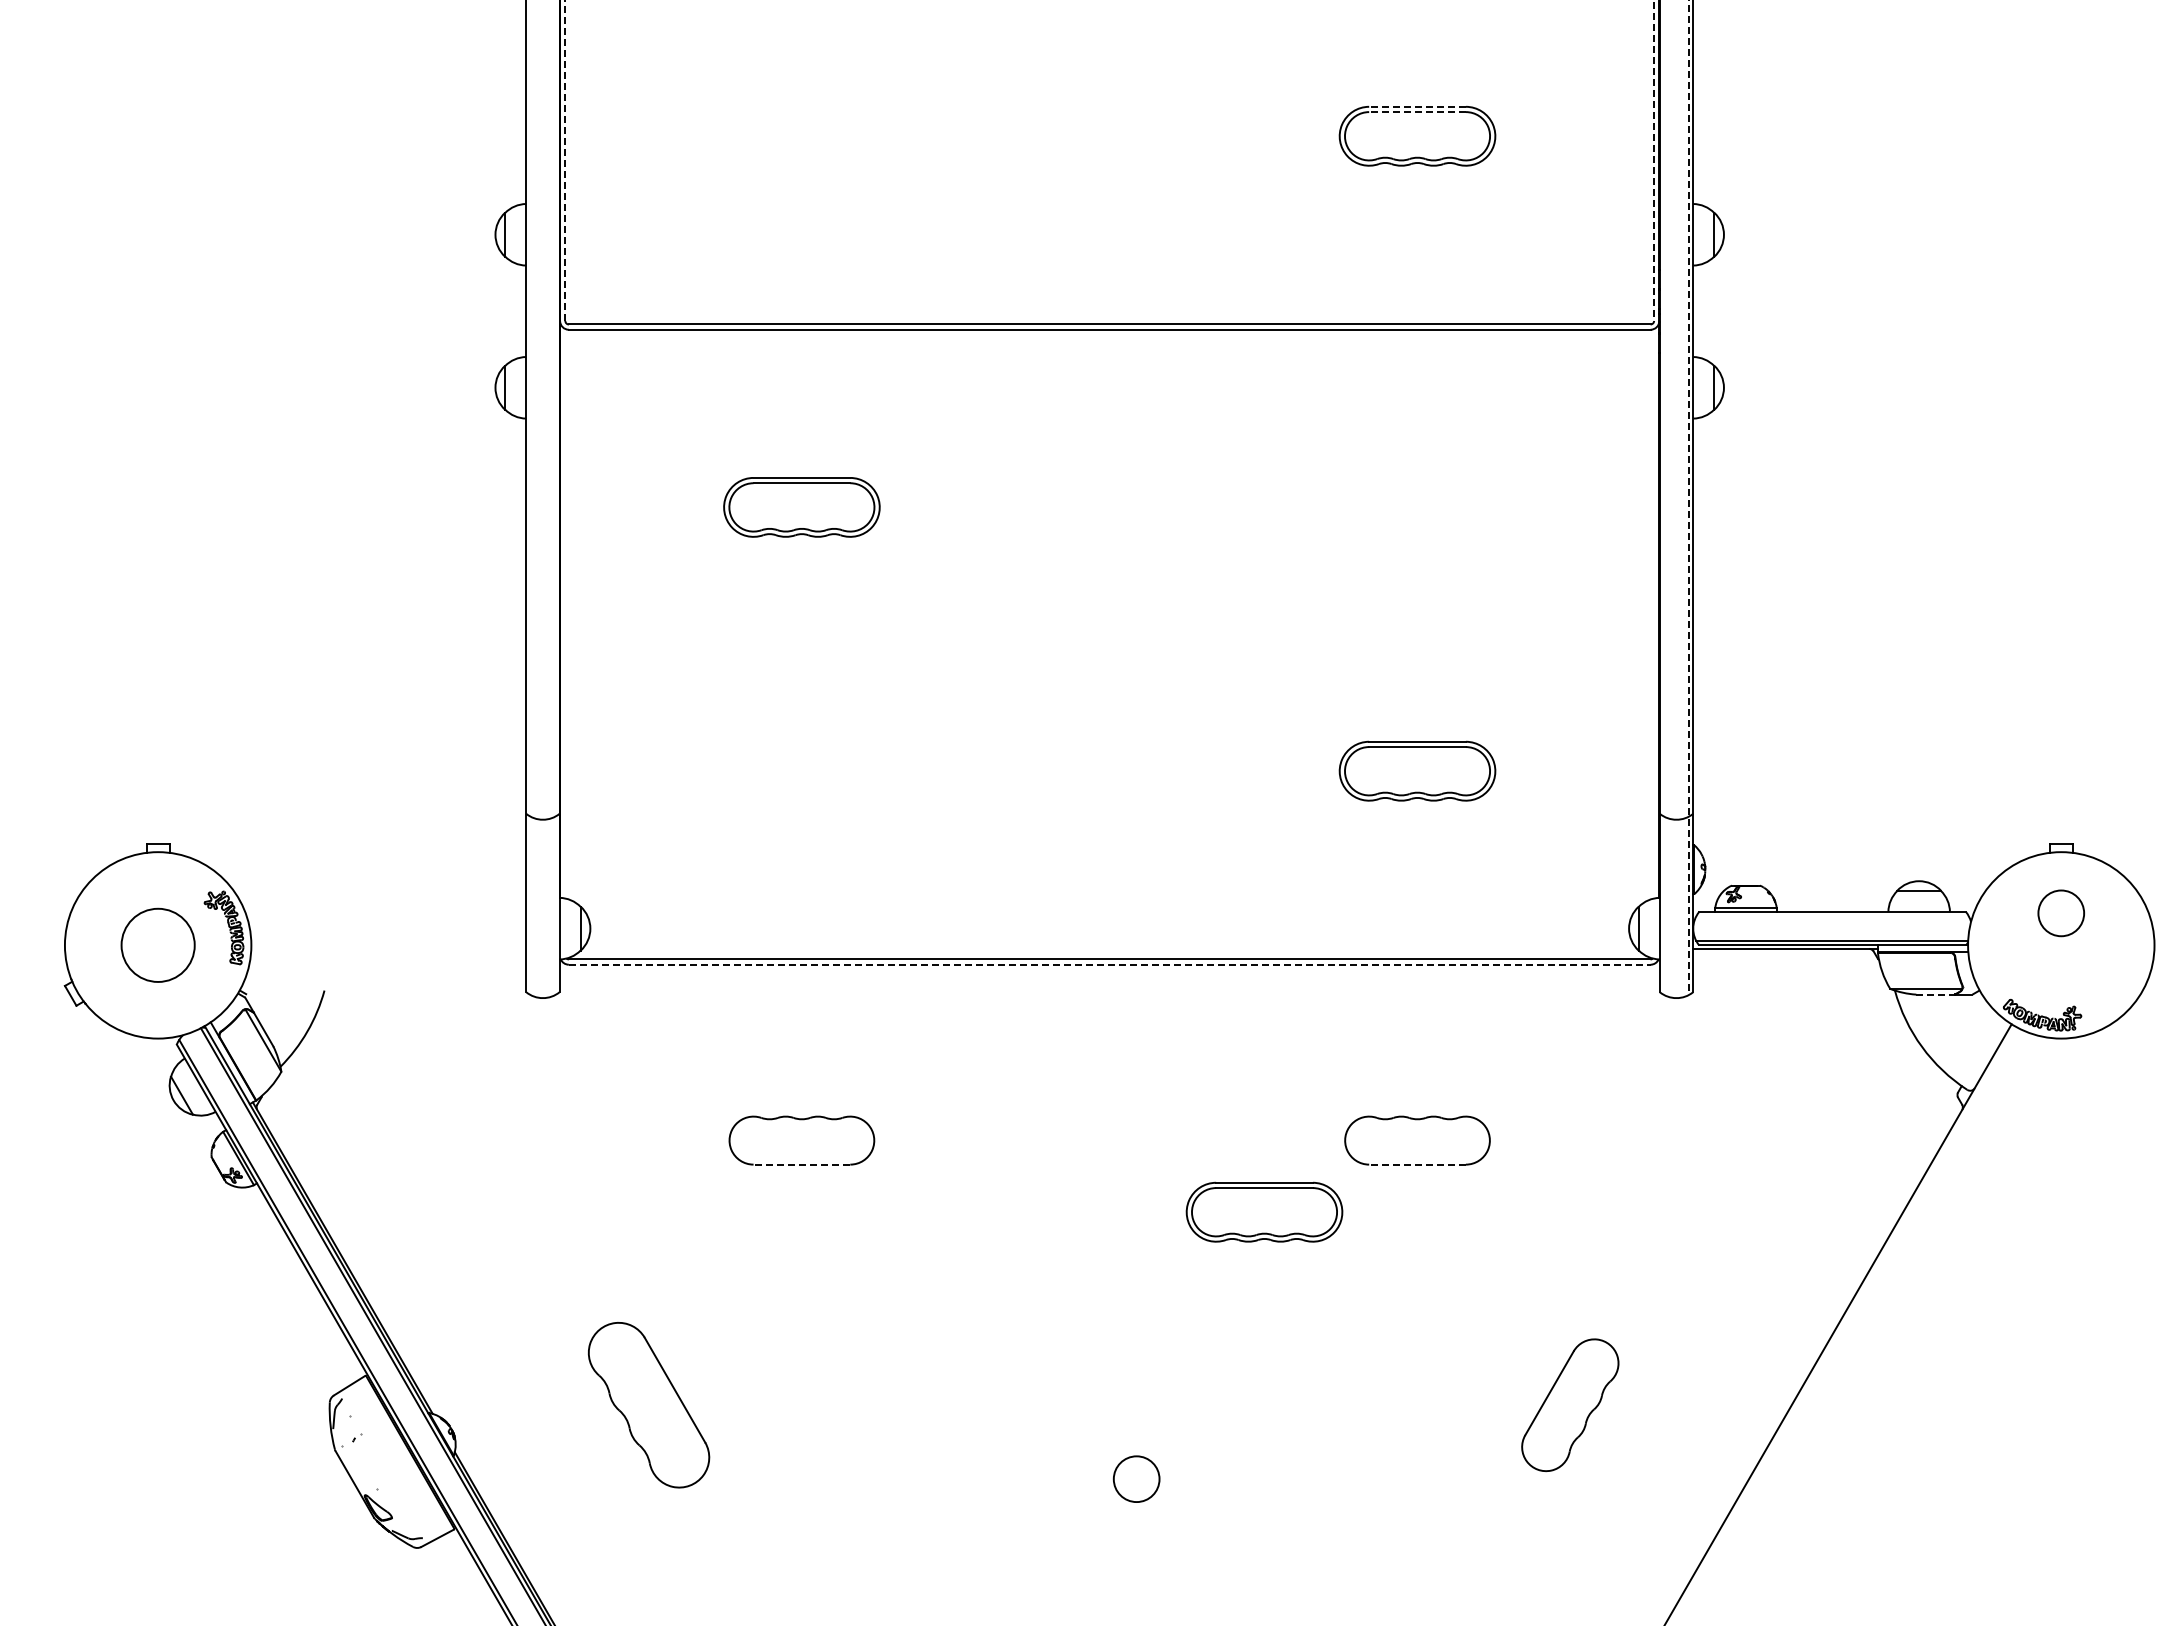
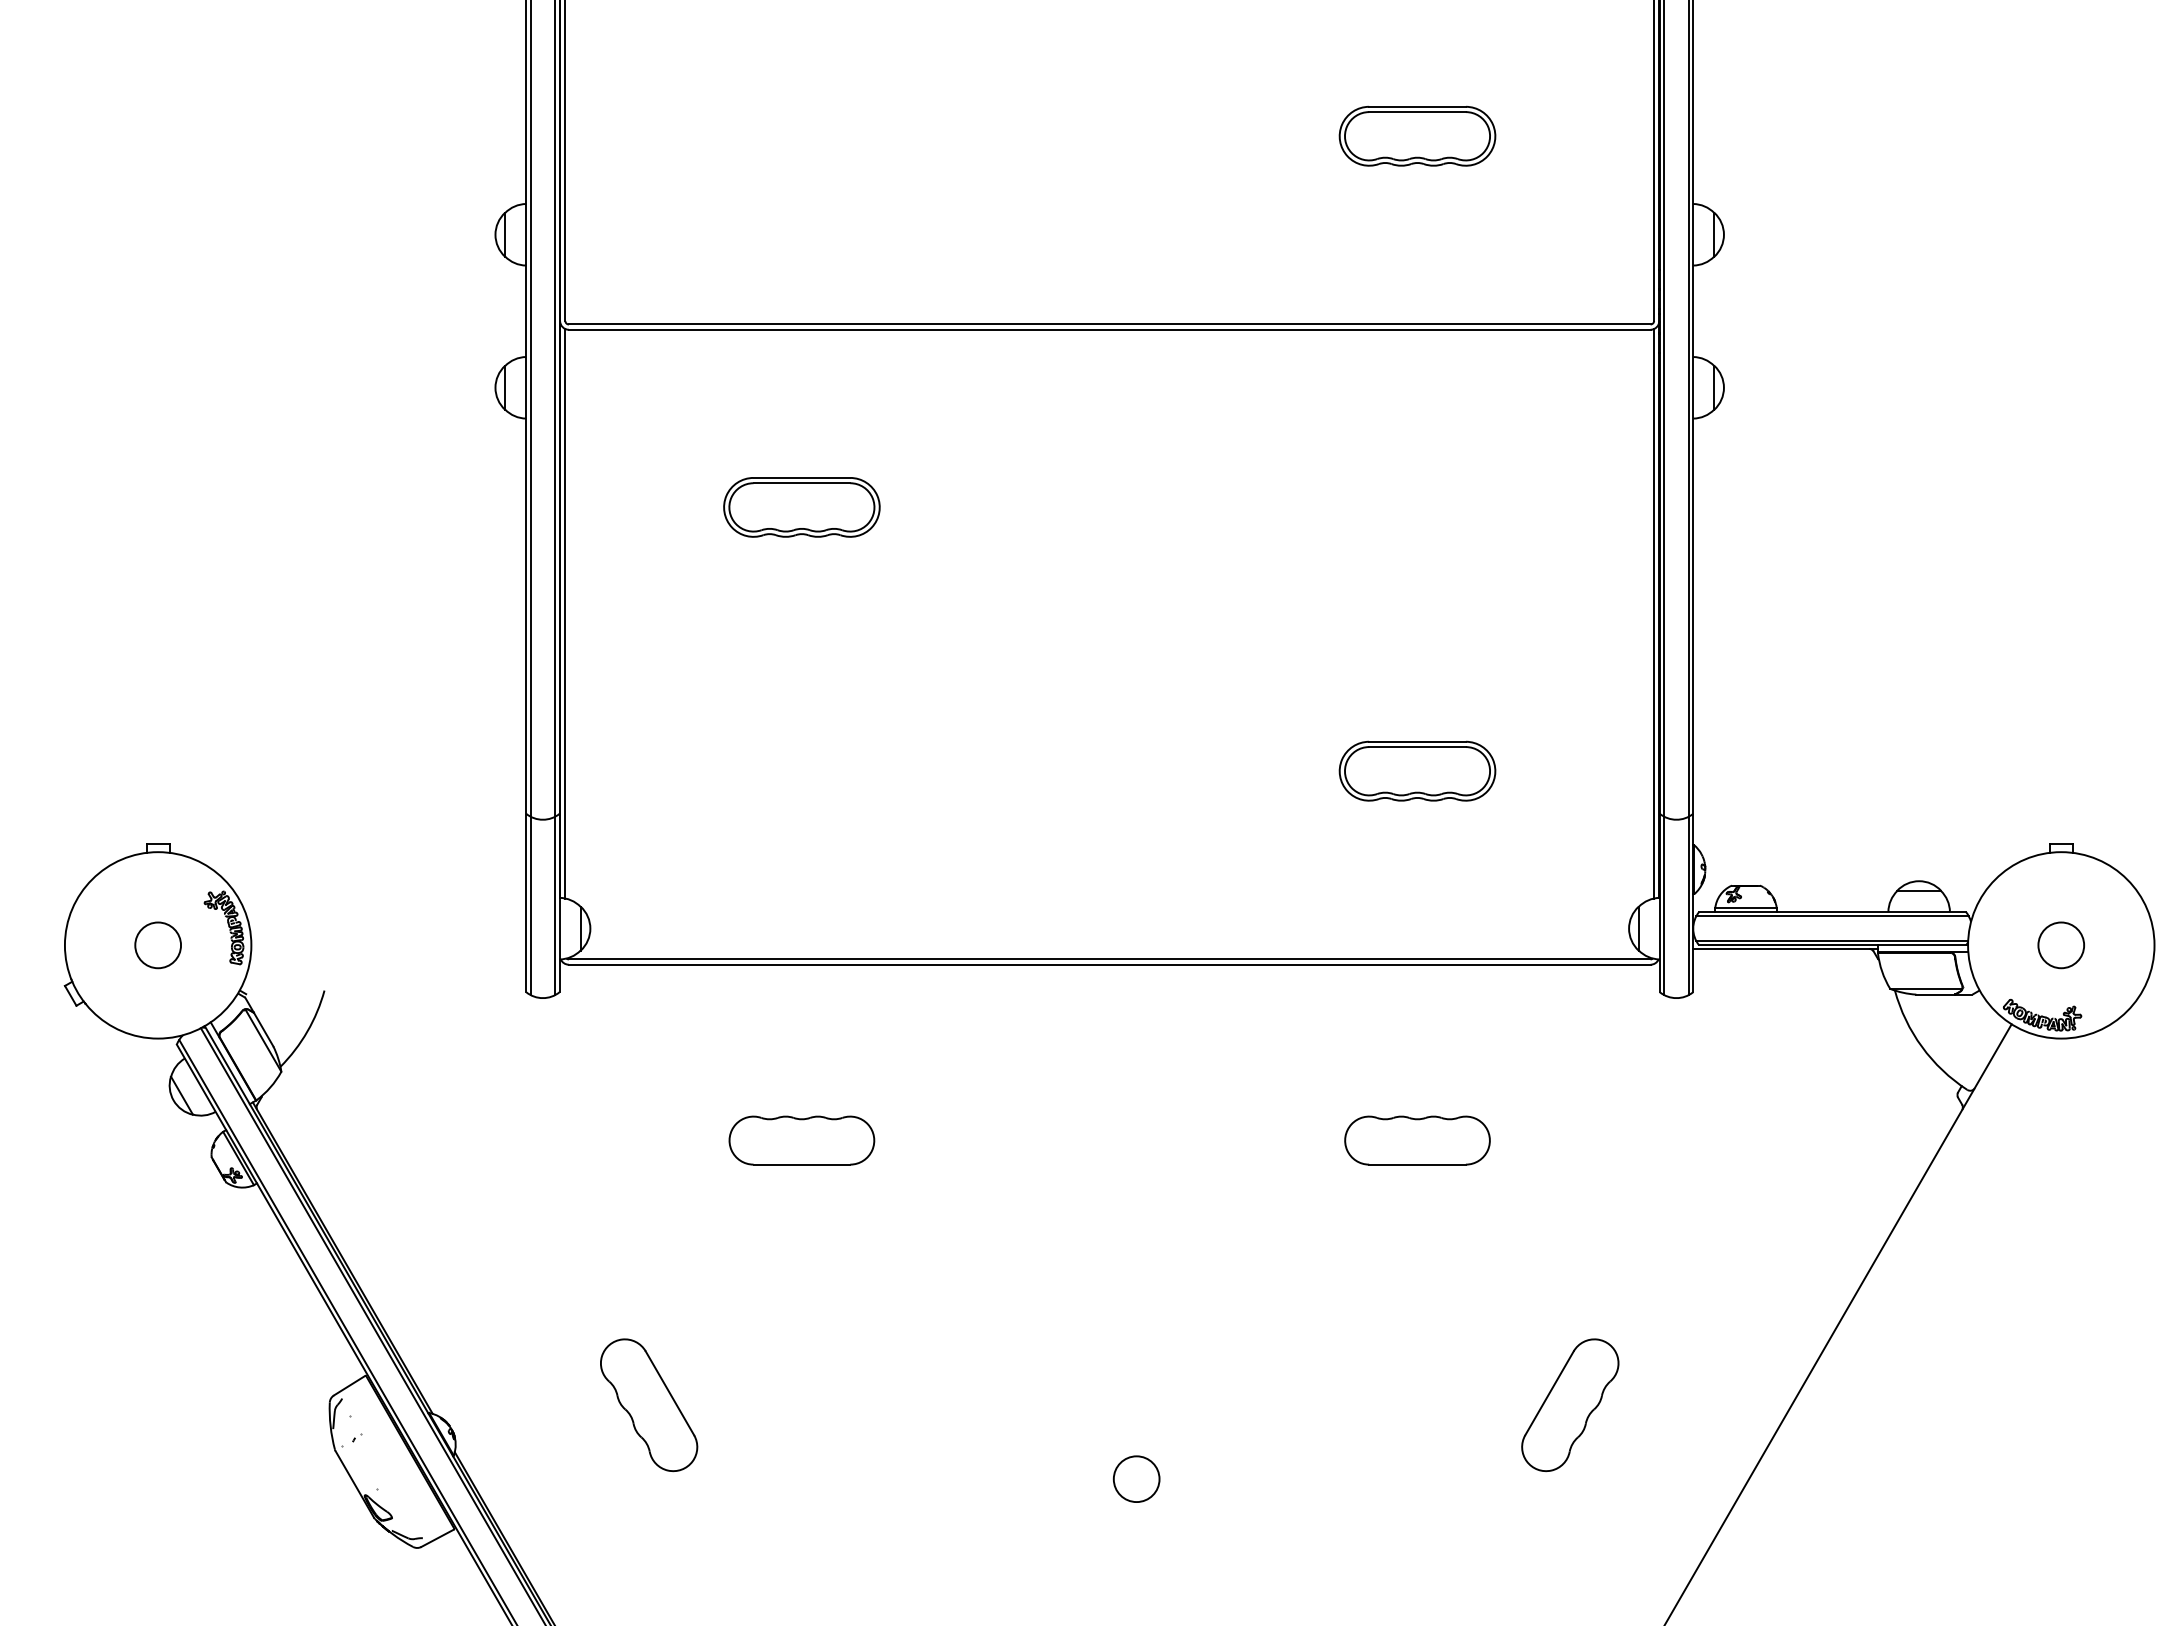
line: dashed -> solid (1417, 106)
line: dashed -> solid (1417, 112)
line: dashed -> solid (565, 160)
line: dashed -> solid (1654, 161)
line: none -> present (530, 498)
line: none -> present (555, 498)
line: none -> present (1664, 498)
line: dashed -> solid (1688, 498)
line: none -> present (565, 613)
line: none -> present (1654, 613)
circle position: (2060, 913) -> (2060, 945) (2060, 945)
line: none -> present (1832, 916)
circle diameter: 73 px -> 46 px (158, 945)
line: dashed -> solid (1109, 964)
line: dashed -> solid (1936, 994)
line: dashed -> solid (801, 1164)
line: dashed -> solid (1417, 1164)
part: present -> none (1264, 1211)
part size: 124x167 px -> 99x135 px (649, 1405)
